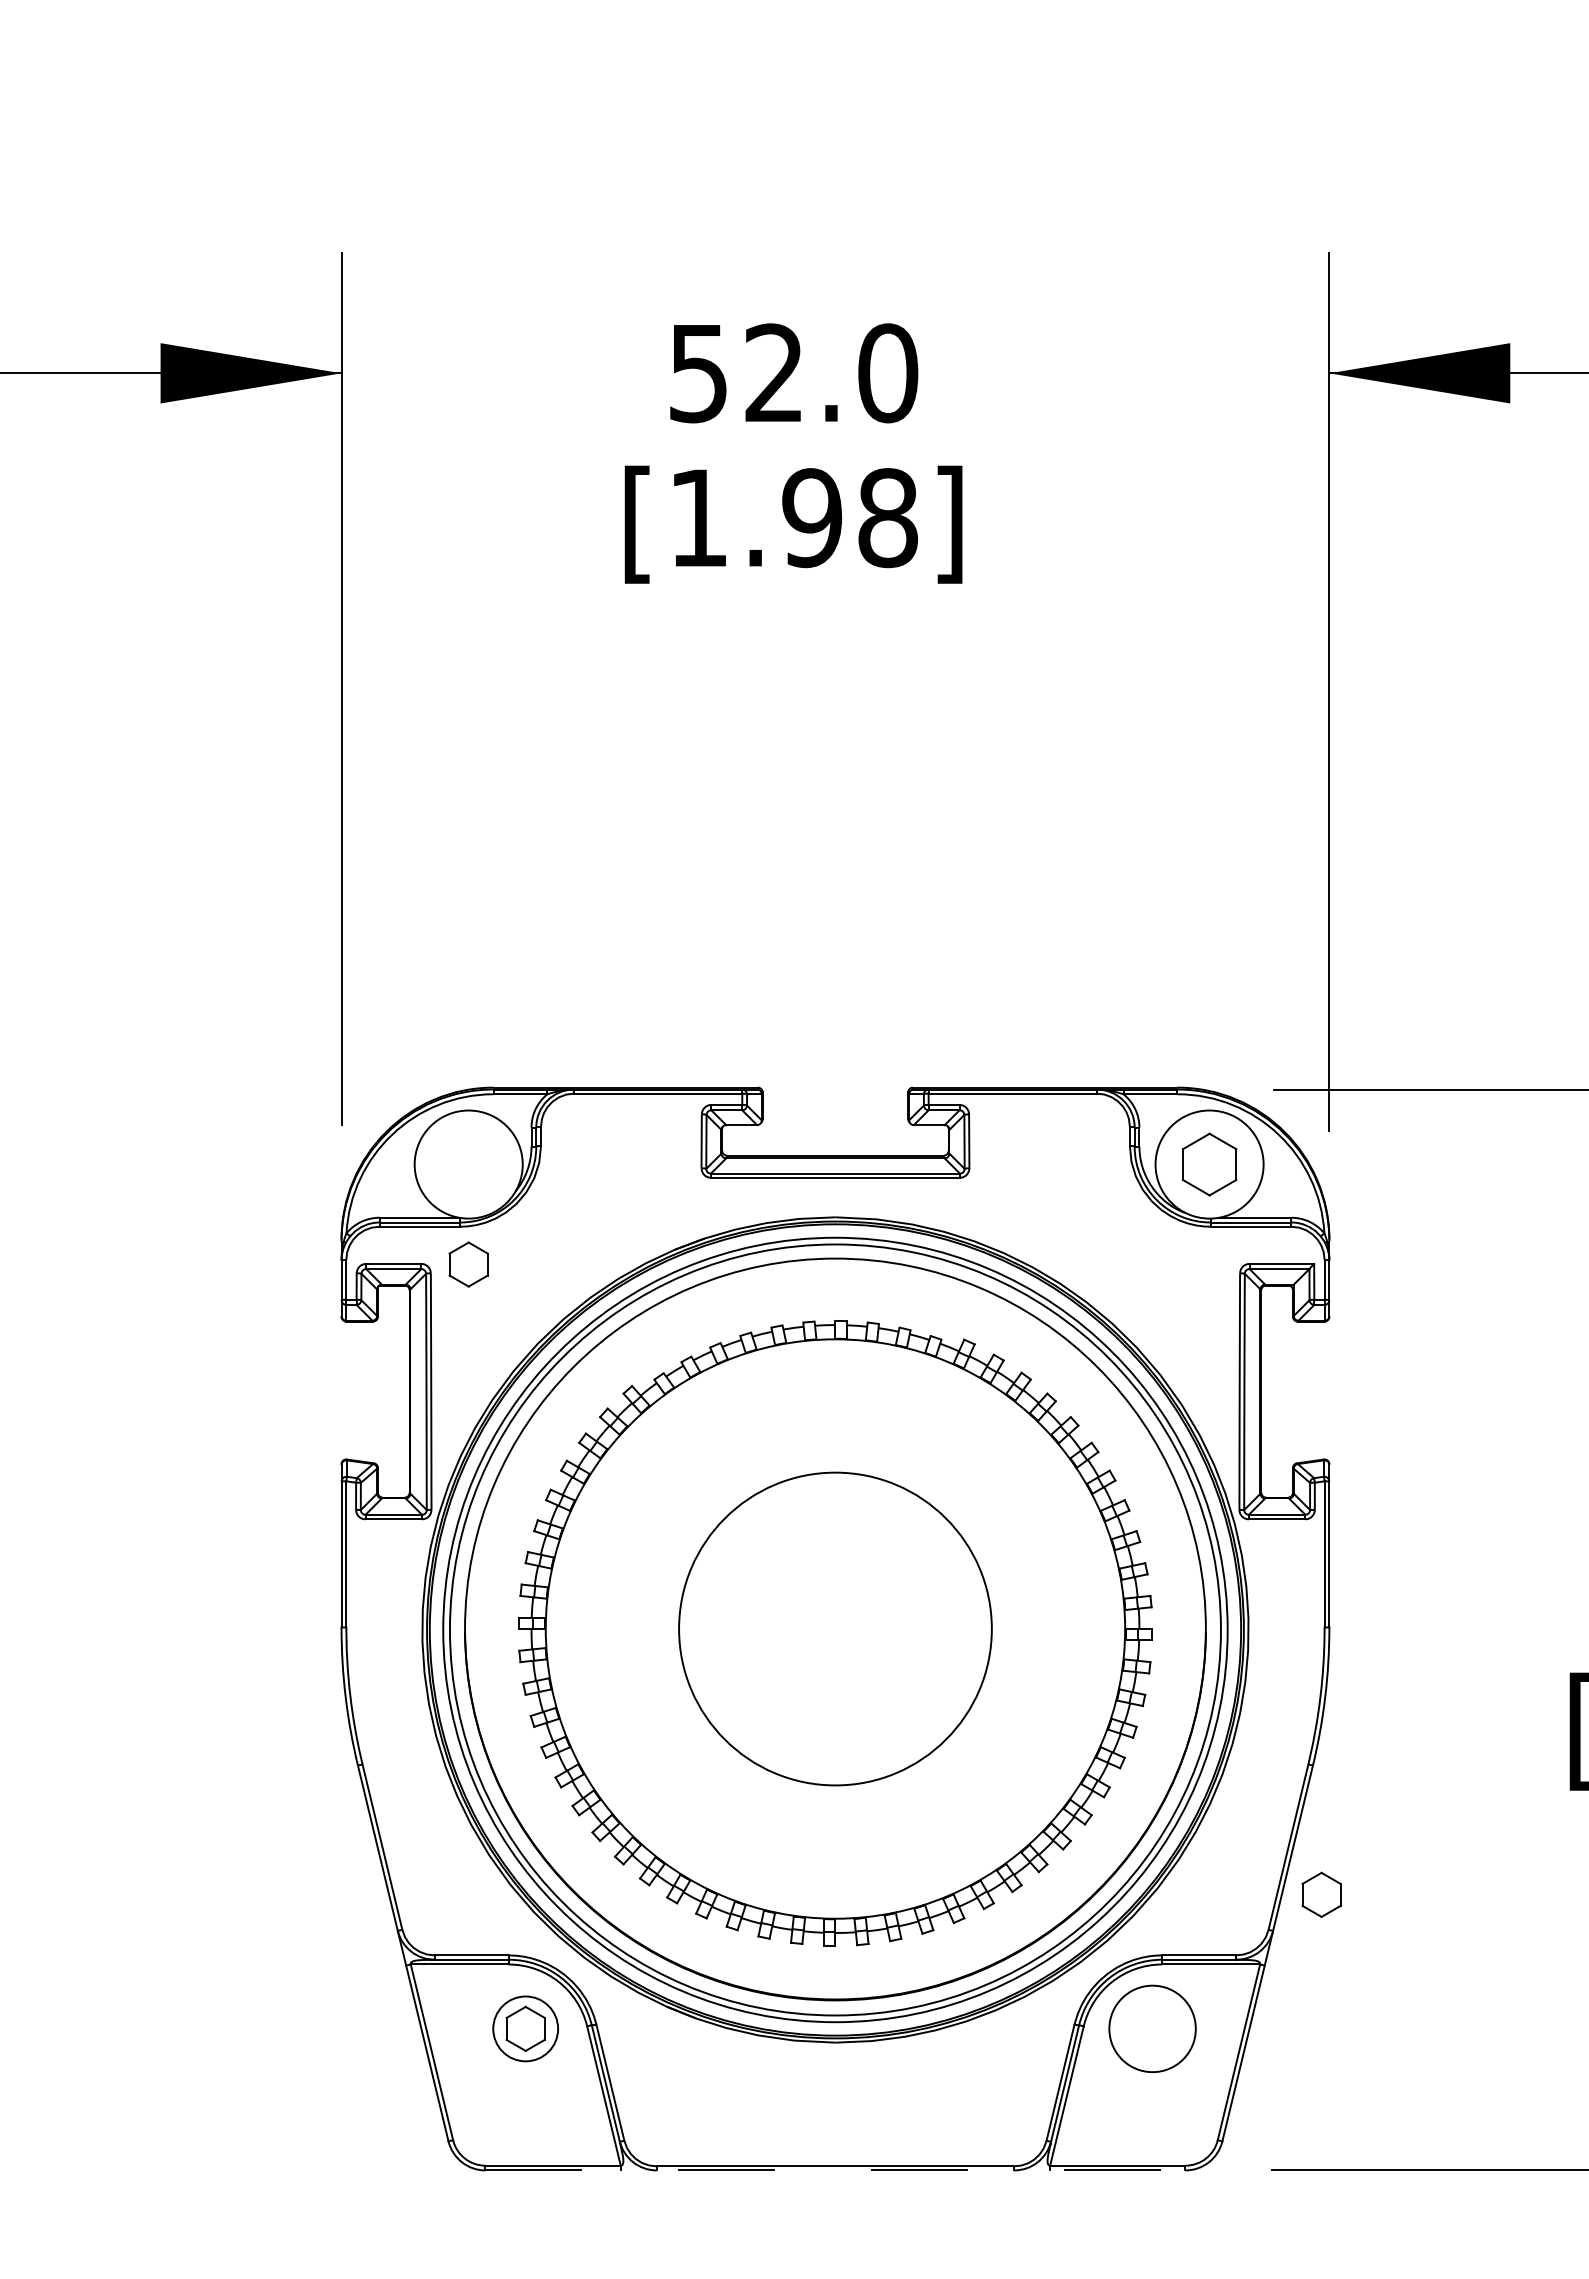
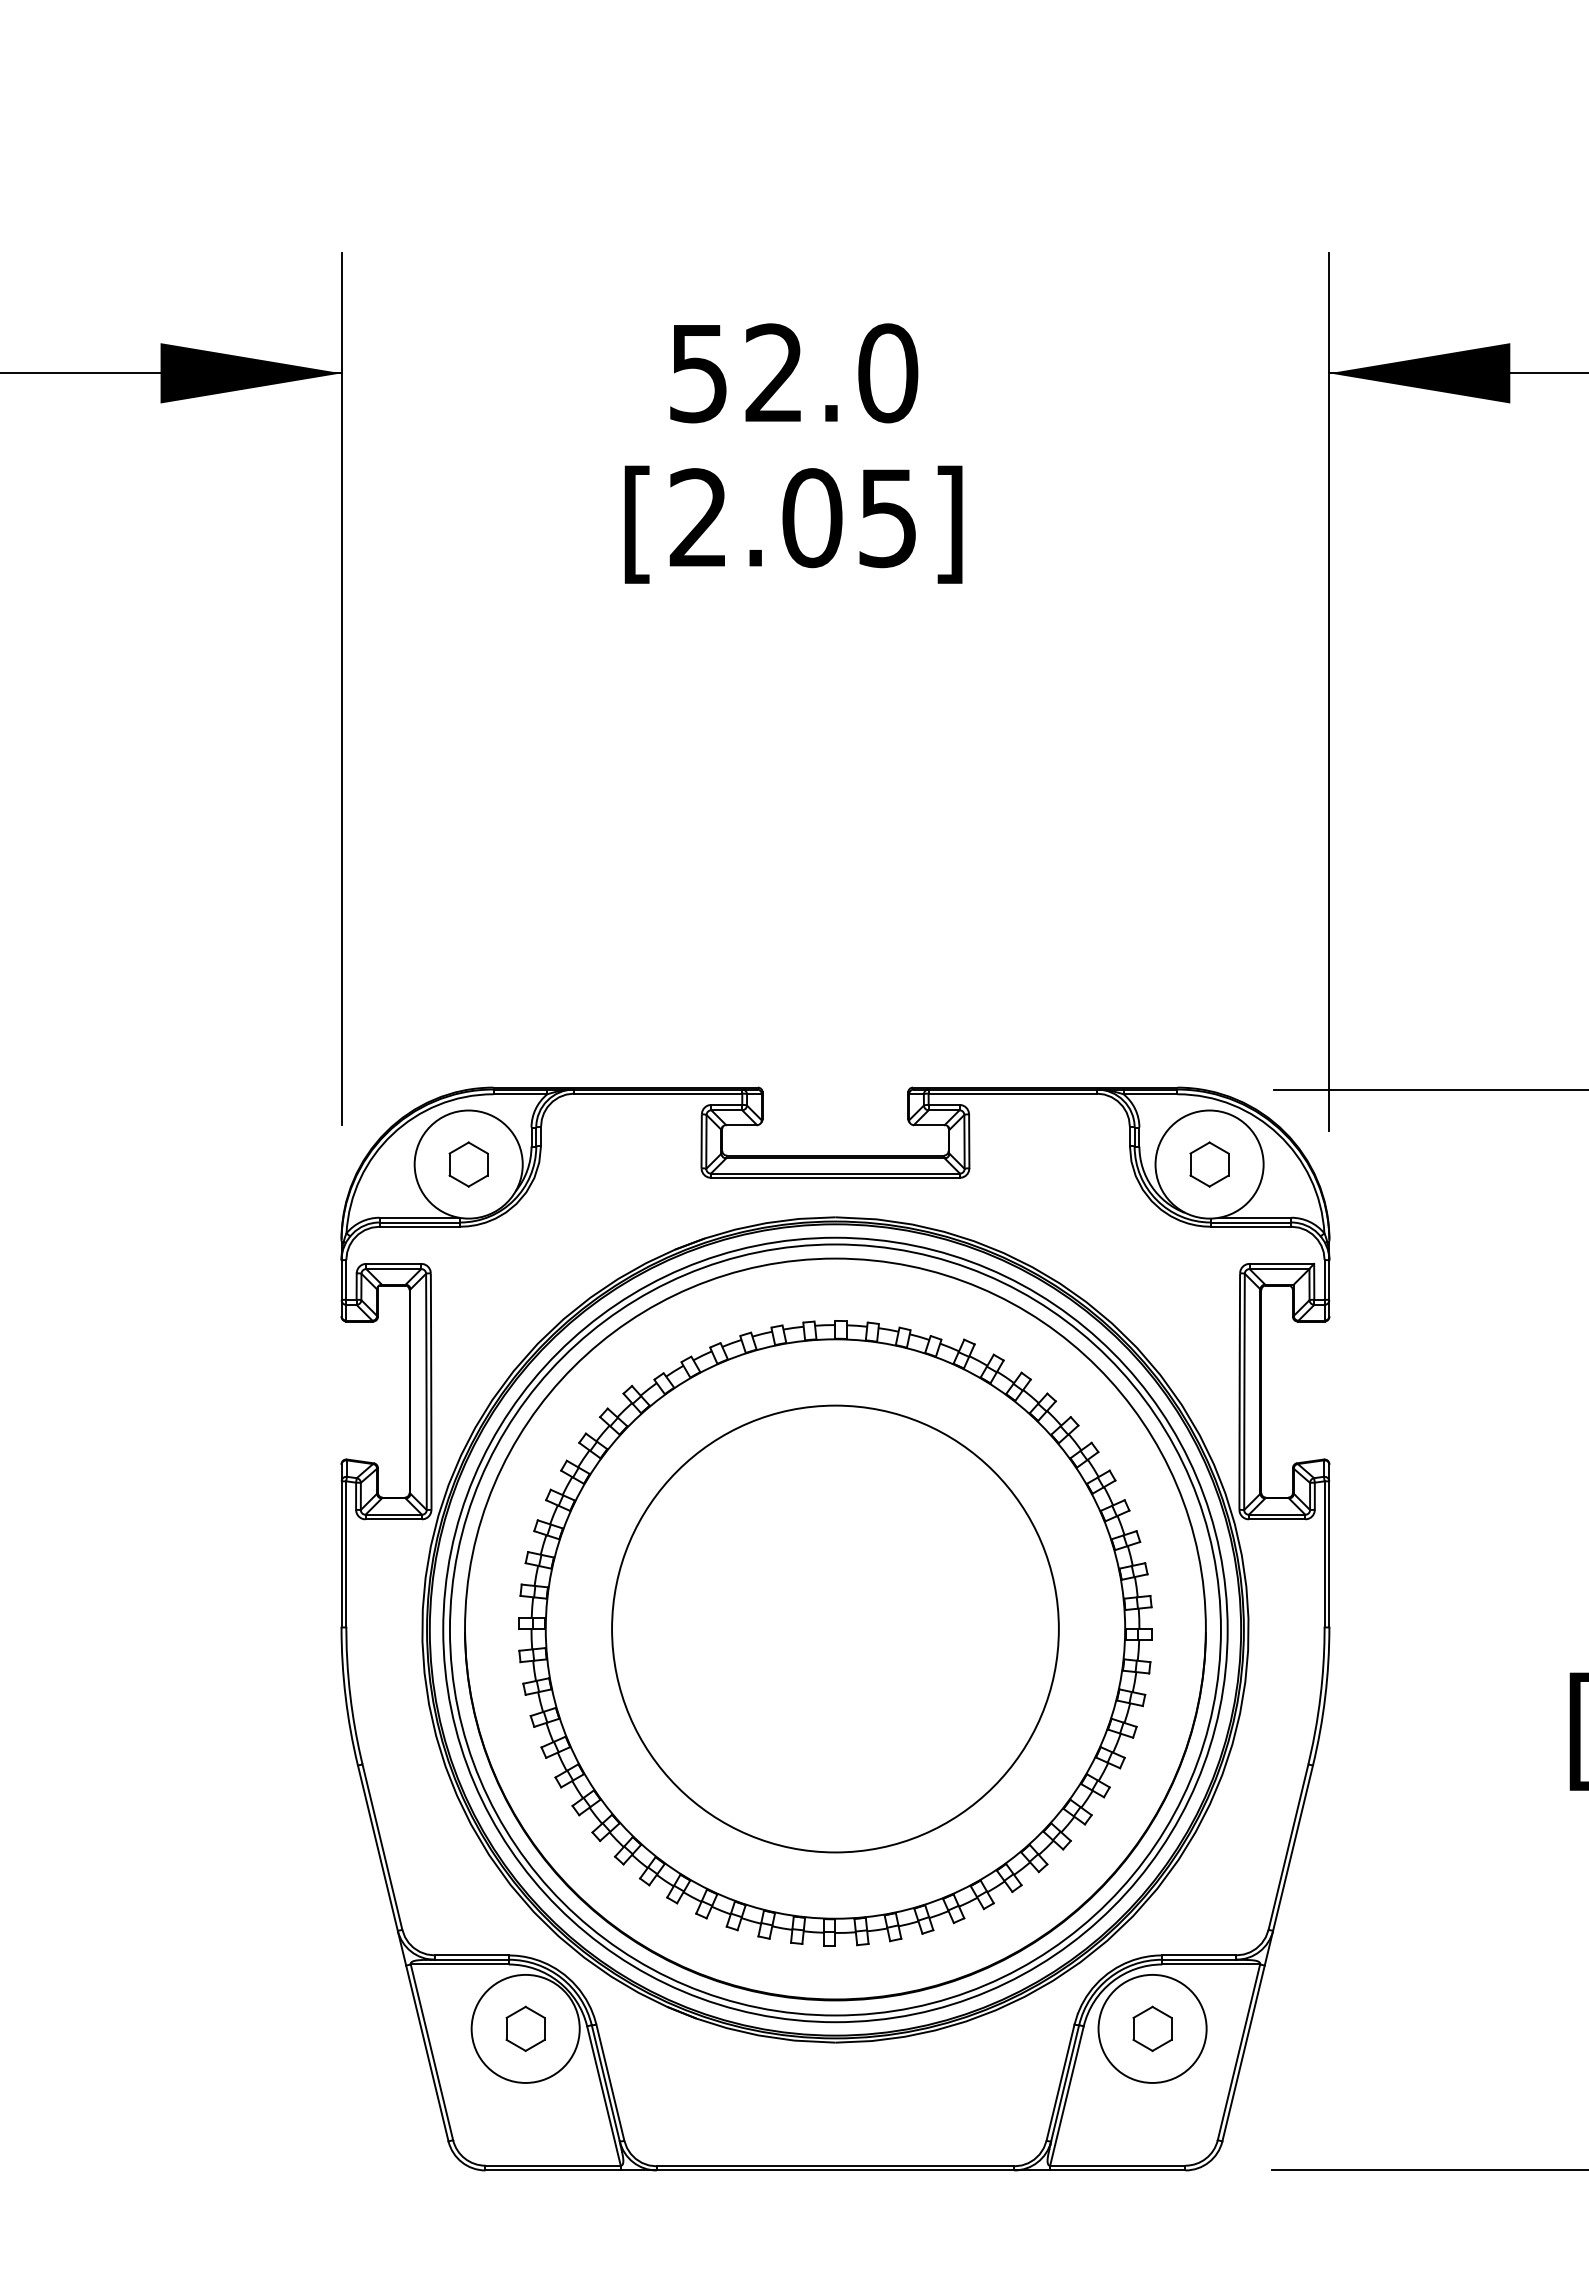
text: [1.98] -> [2.05] (793, 518)
part size: 57x65 px -> 41x47 px (1209, 1164)
part position: (468, 1264) -> (468, 1164) (468, 1164)
circle diameter: 313 px -> 447 px (835, 1628)
part position: (1321, 1894) -> (1152, 2028) (1152, 2028)
circle diameter: 65 px -> 108 px (525, 2028)
circle diameter: 86 px -> 108 px (1152, 2028)
line: dashed -> solid (835, 2170)
